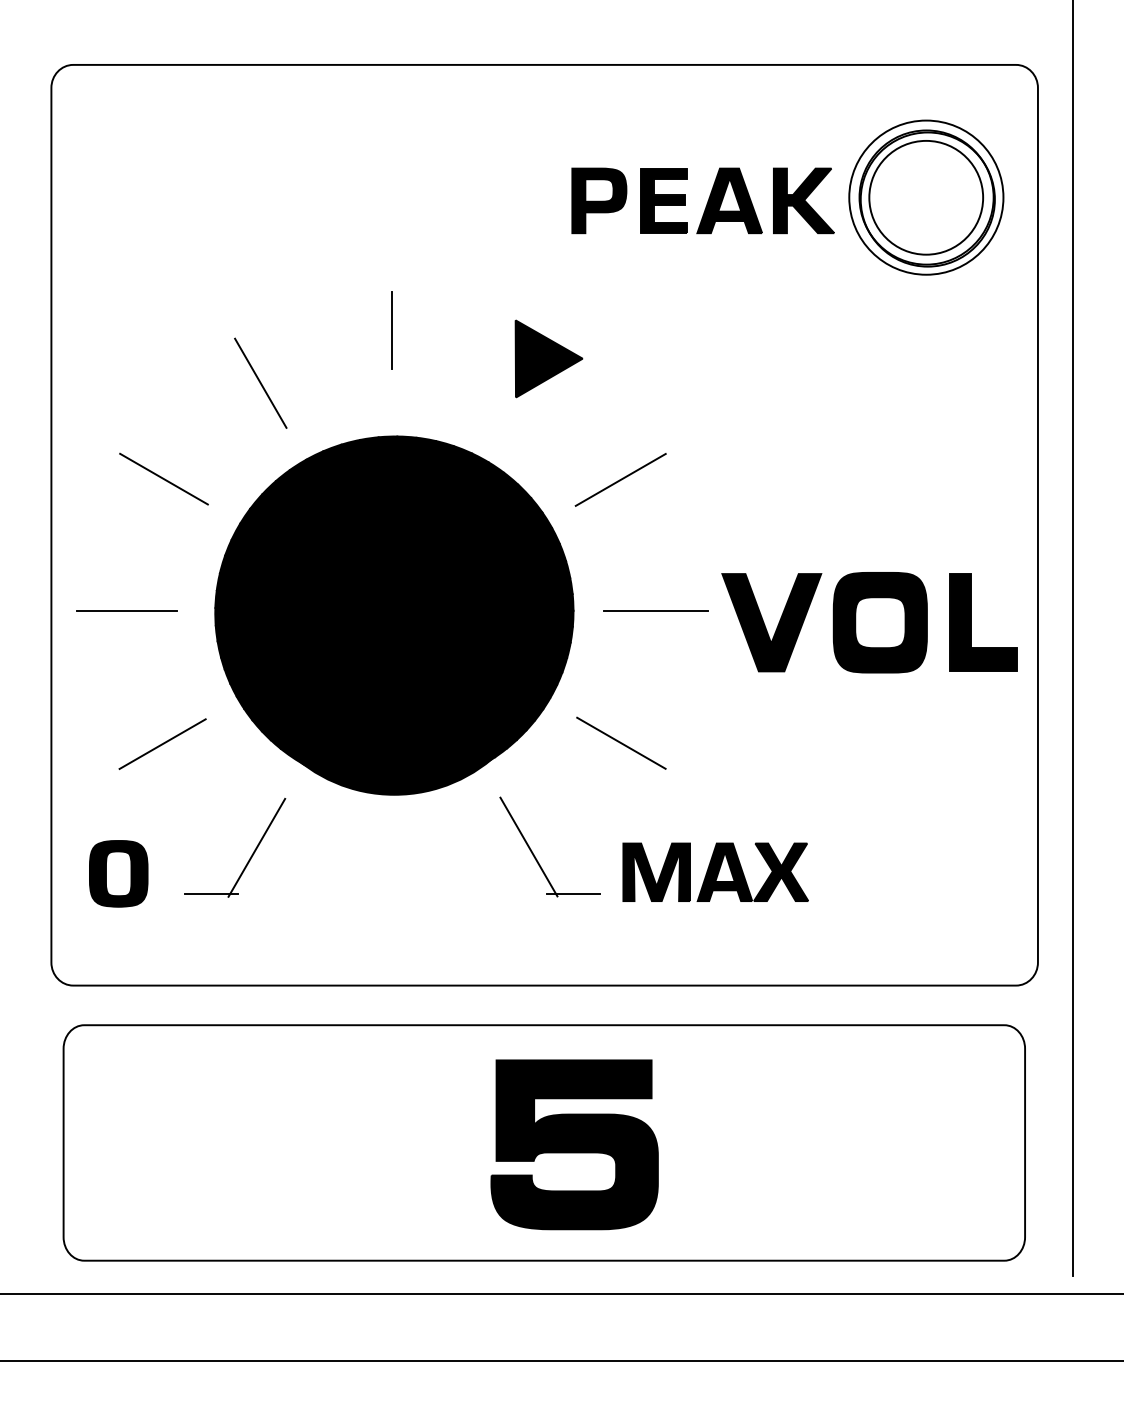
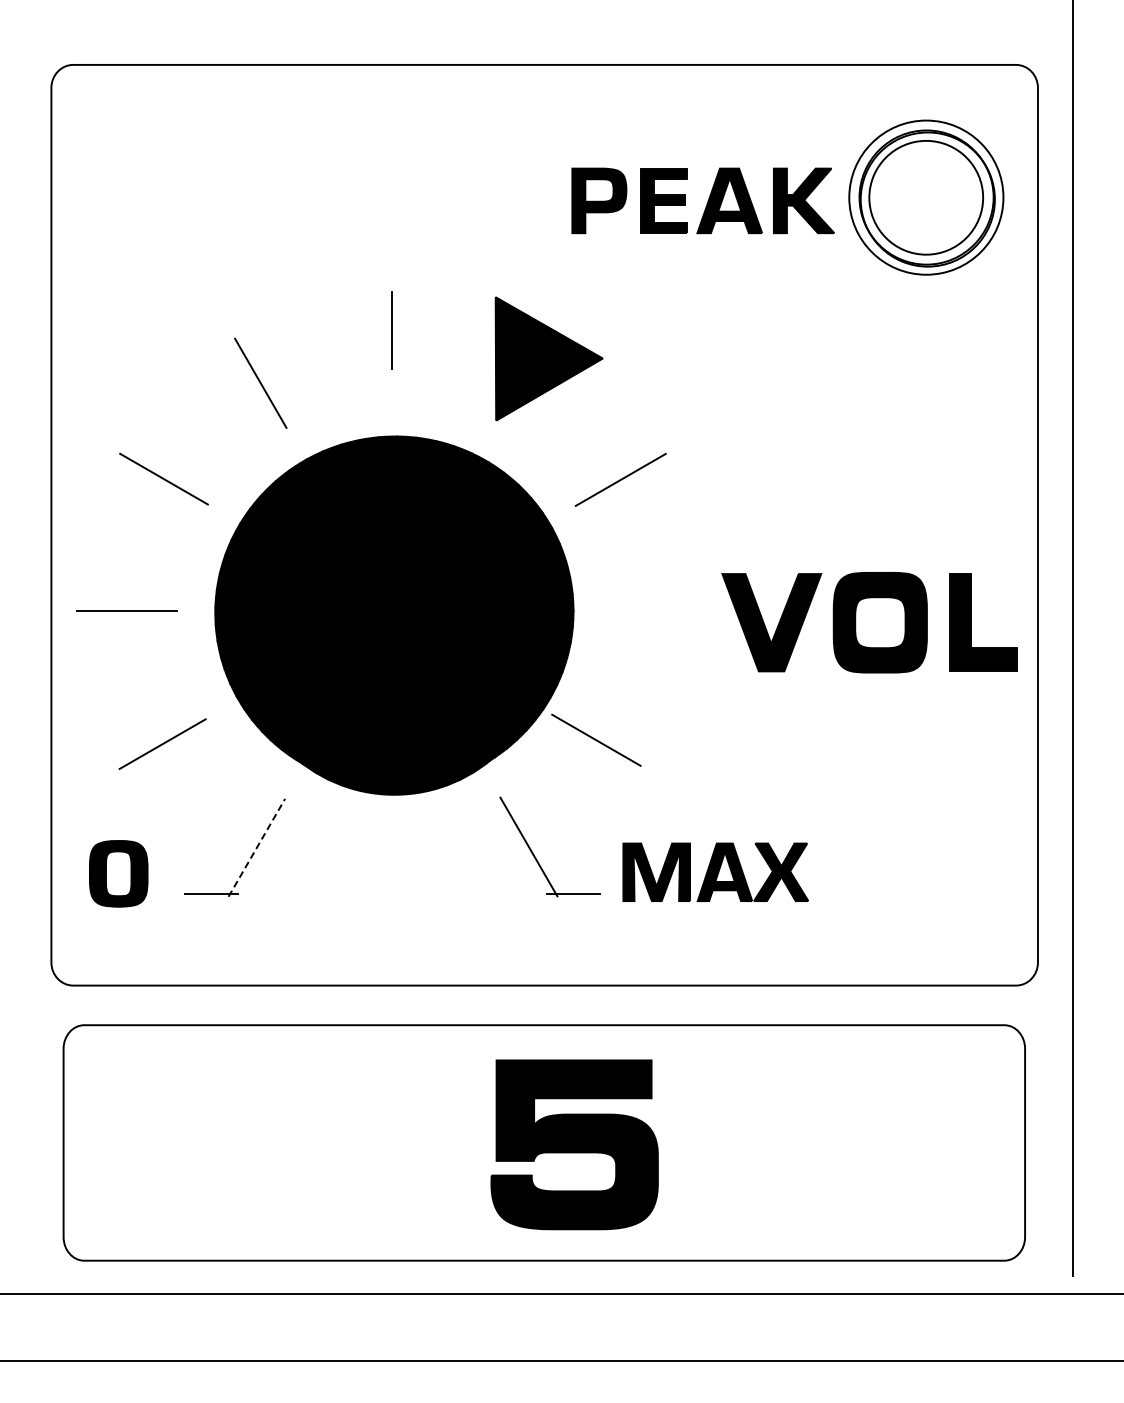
part size: 70x80 px -> 110x126 px (548, 358)
line: present -> none (655, 611)
line position: (621, 742) -> (596, 739) (596, 739)
line: solid -> dashed (256, 847)
